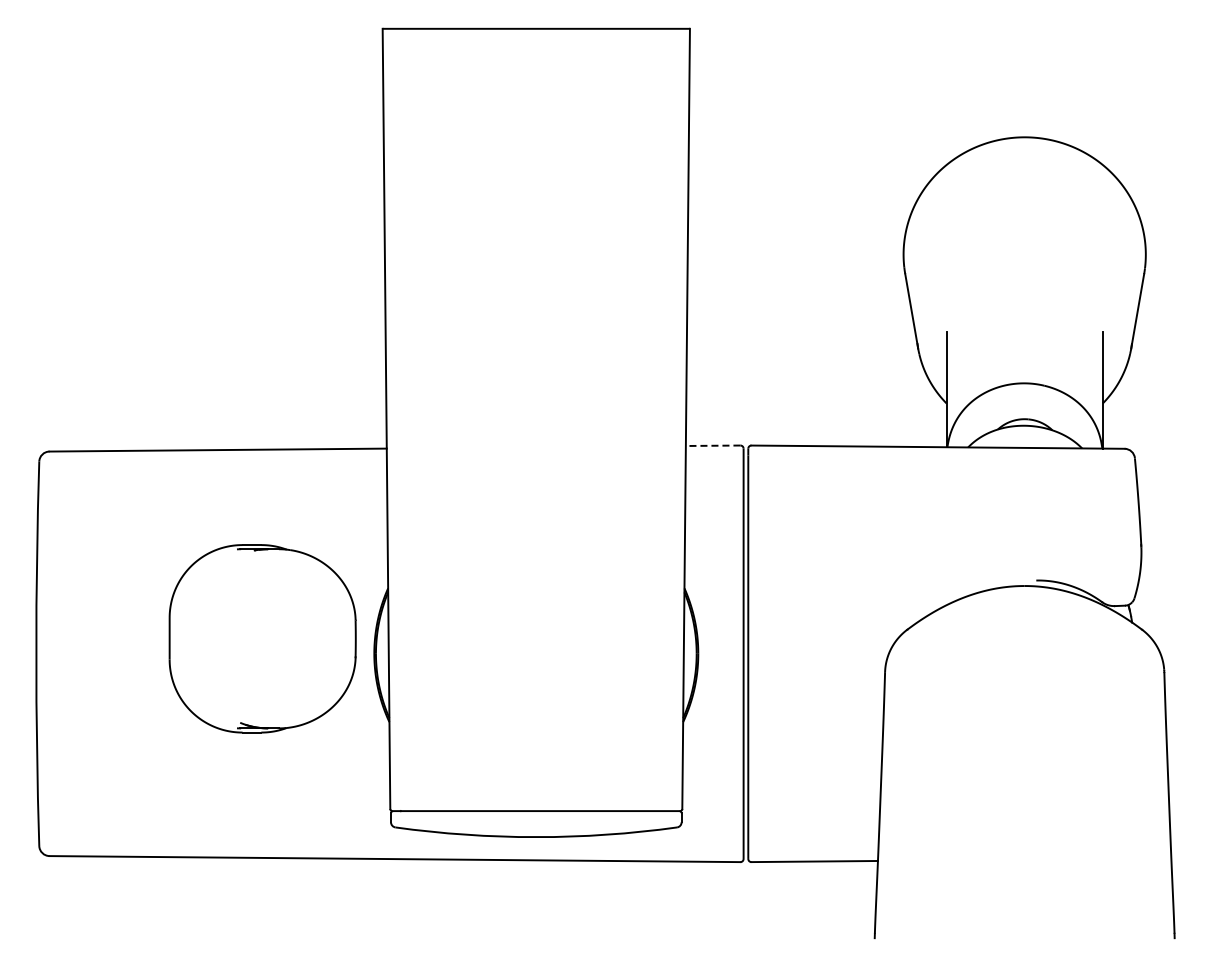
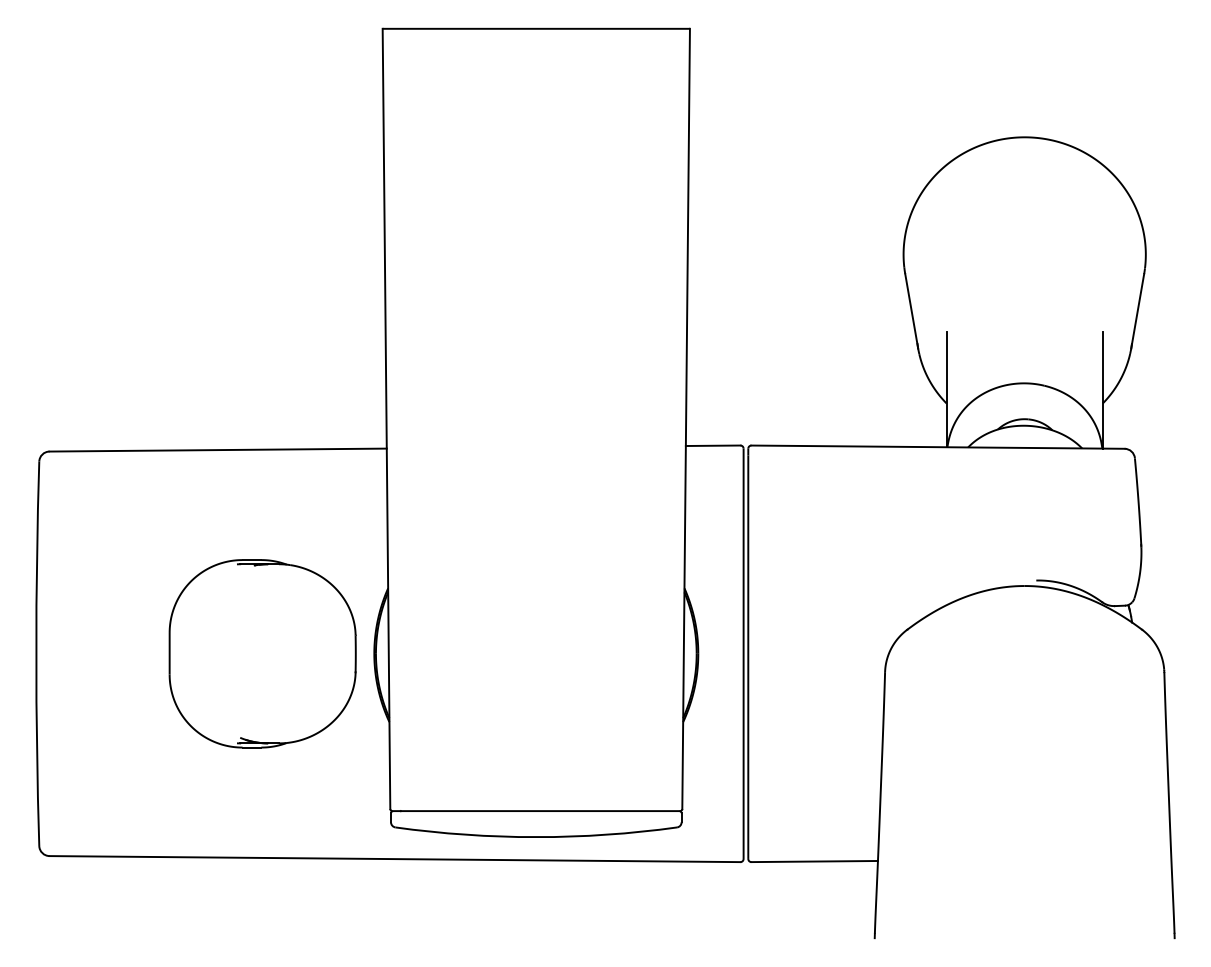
line: dashed -> solid (712, 445)
part position: (262, 638) -> (262, 653) (262, 653)
